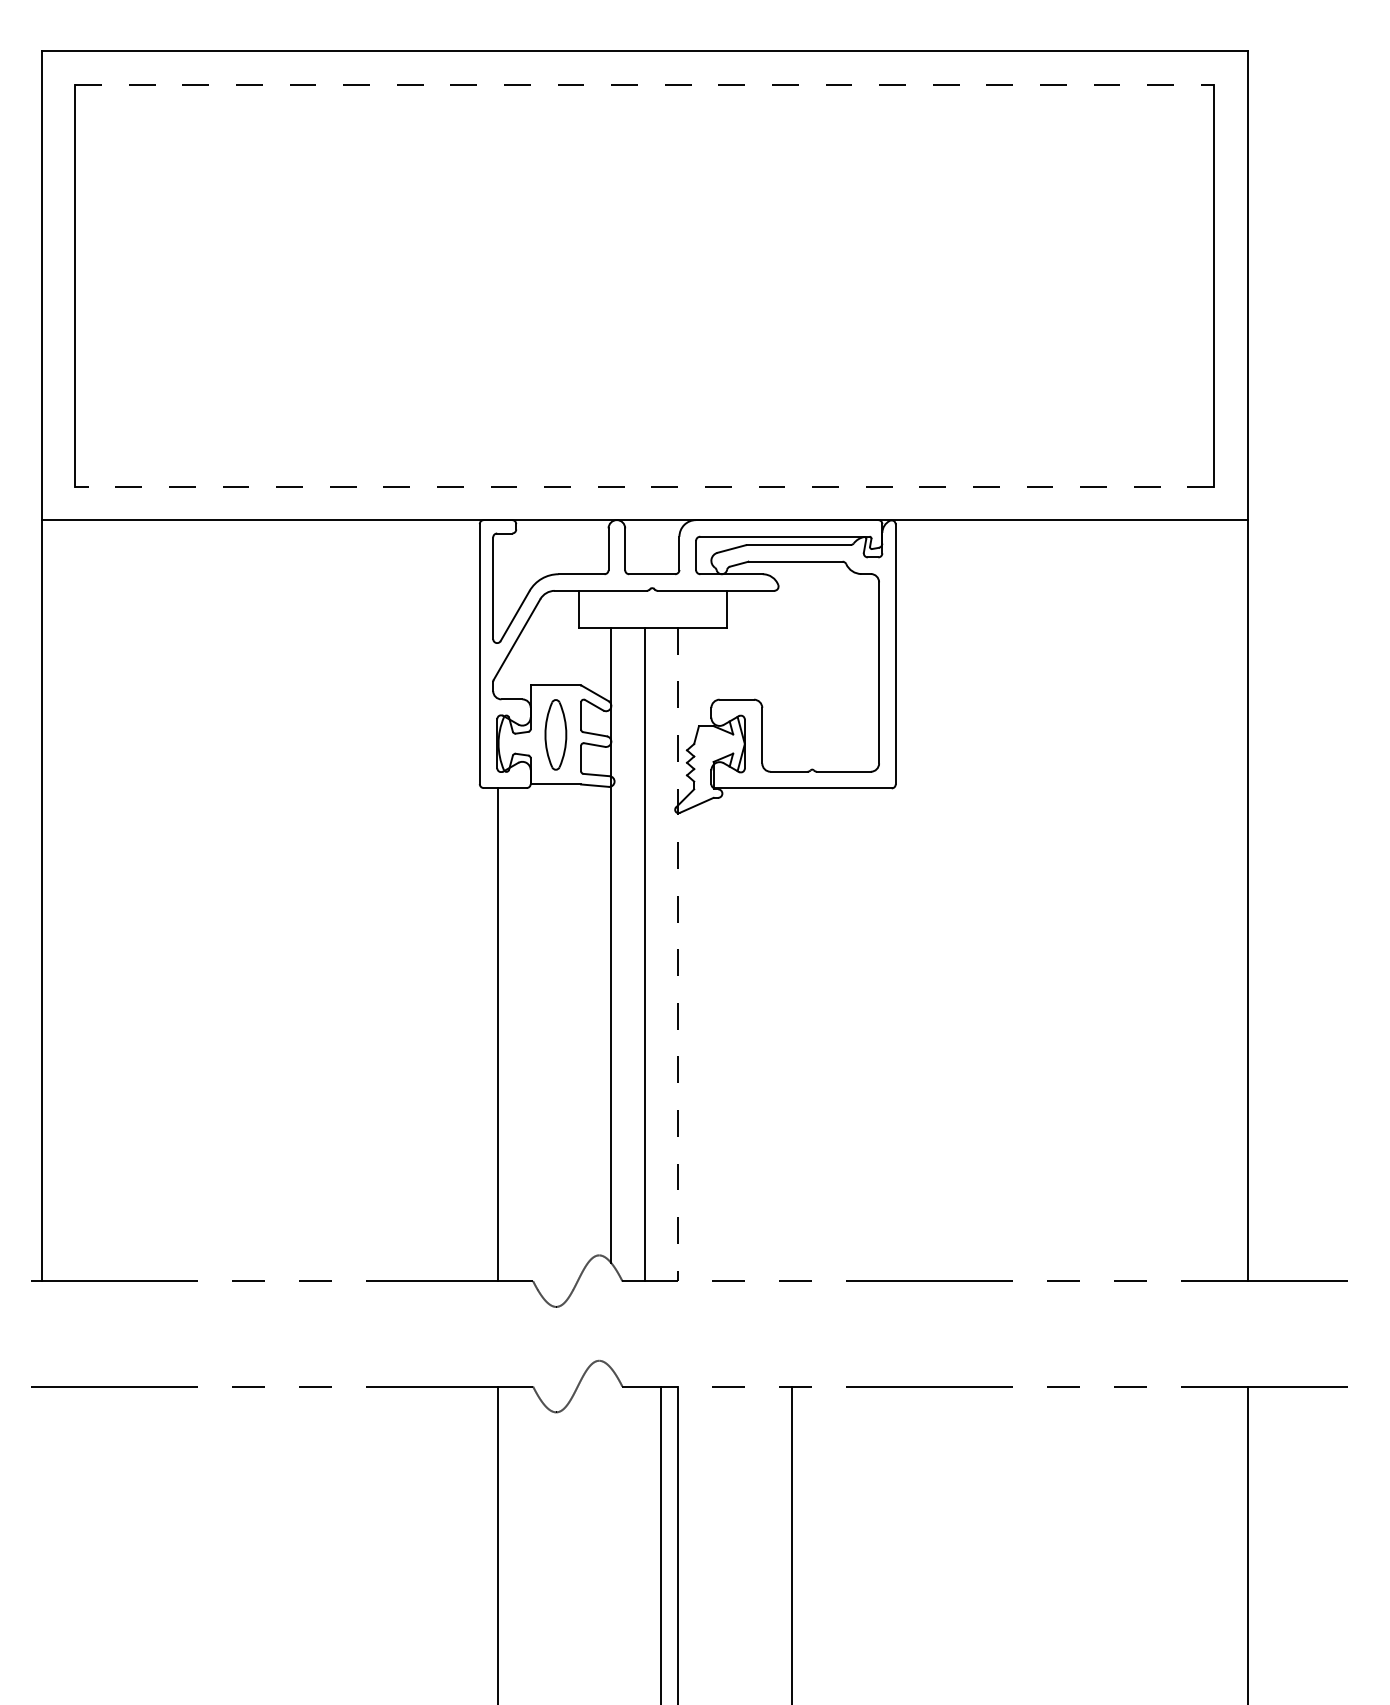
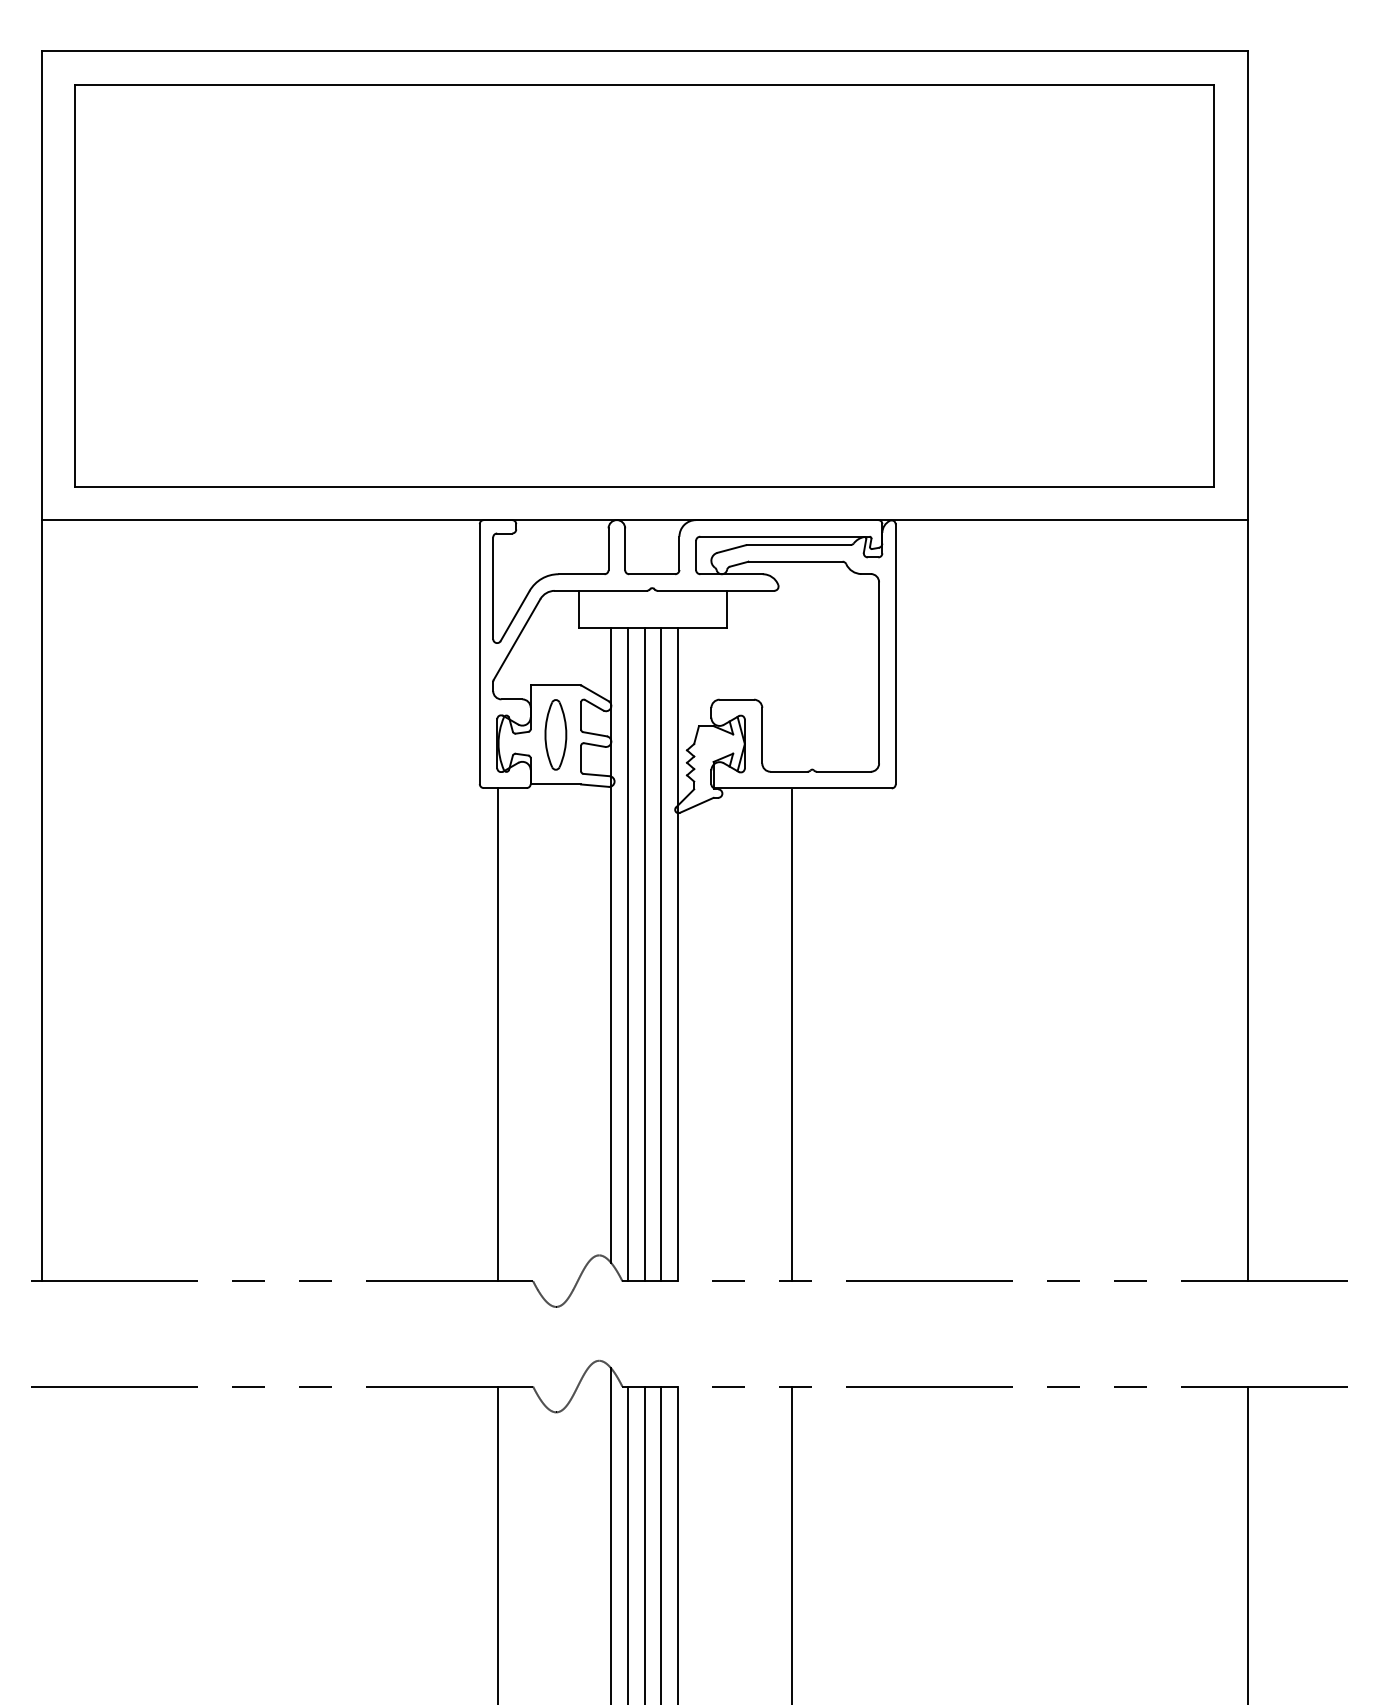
line: dashed -> solid (645, 84)
line: dashed -> solid (644, 486)
line: none -> present (627, 954)
line: none -> present (661, 954)
line: dashed -> solid (678, 954)
line: none -> present (791, 1035)
line: none -> present (611, 1534)
line: none -> present (627, 1543)
line: none -> present (644, 1543)
